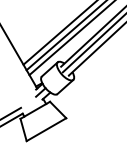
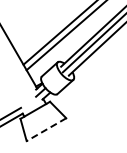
line: present -> none (71, 38)
line: solid -> dashed (46, 129)
